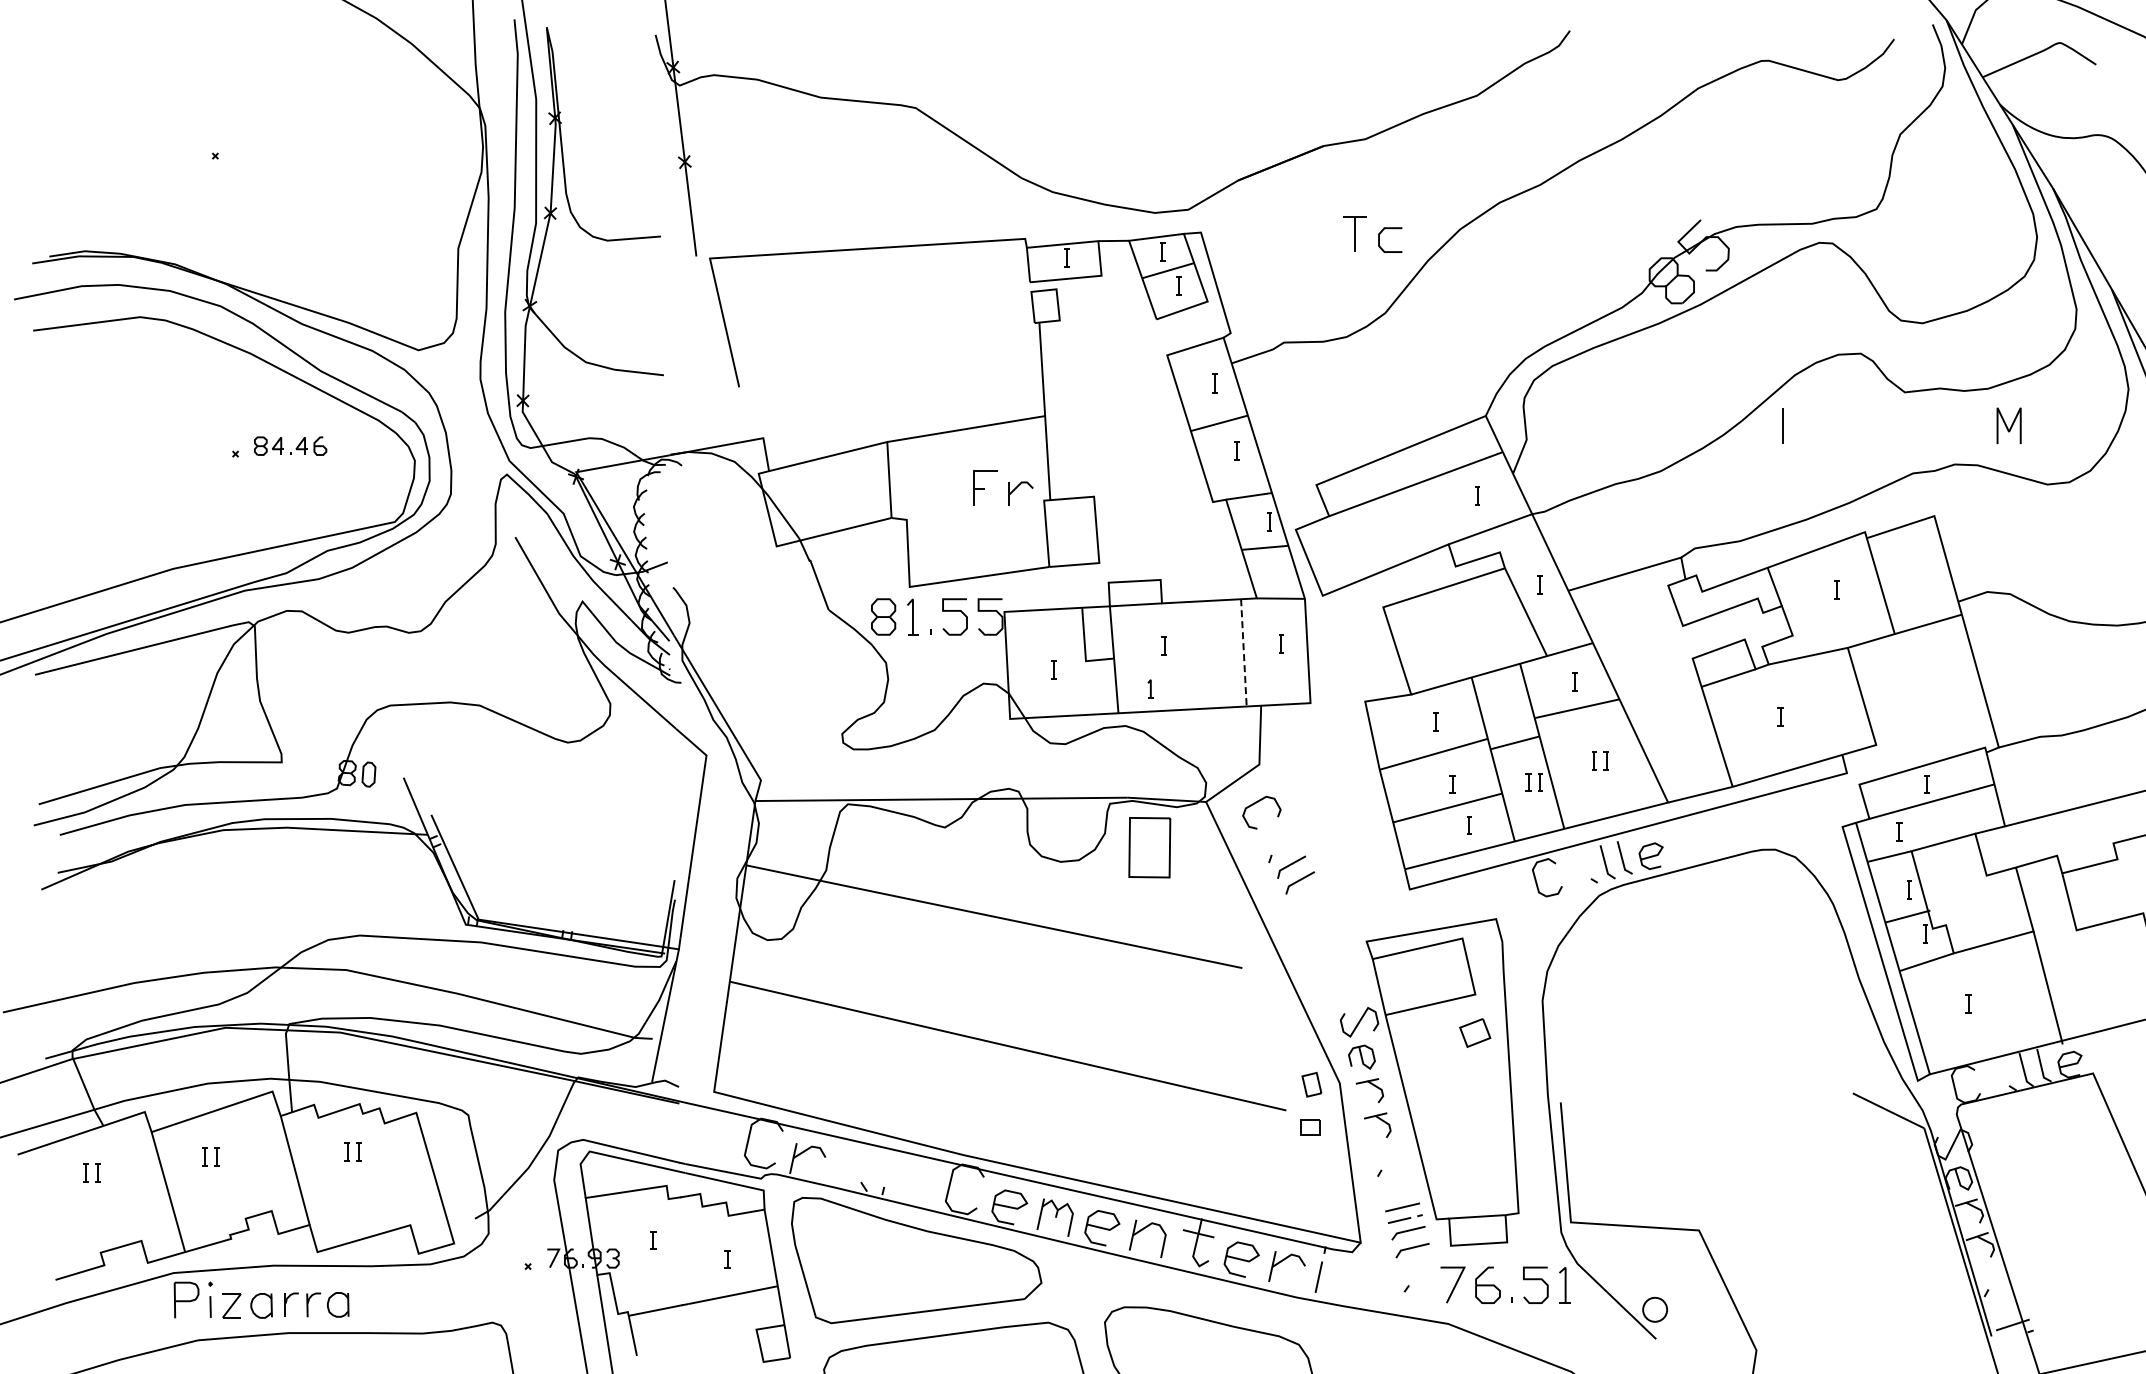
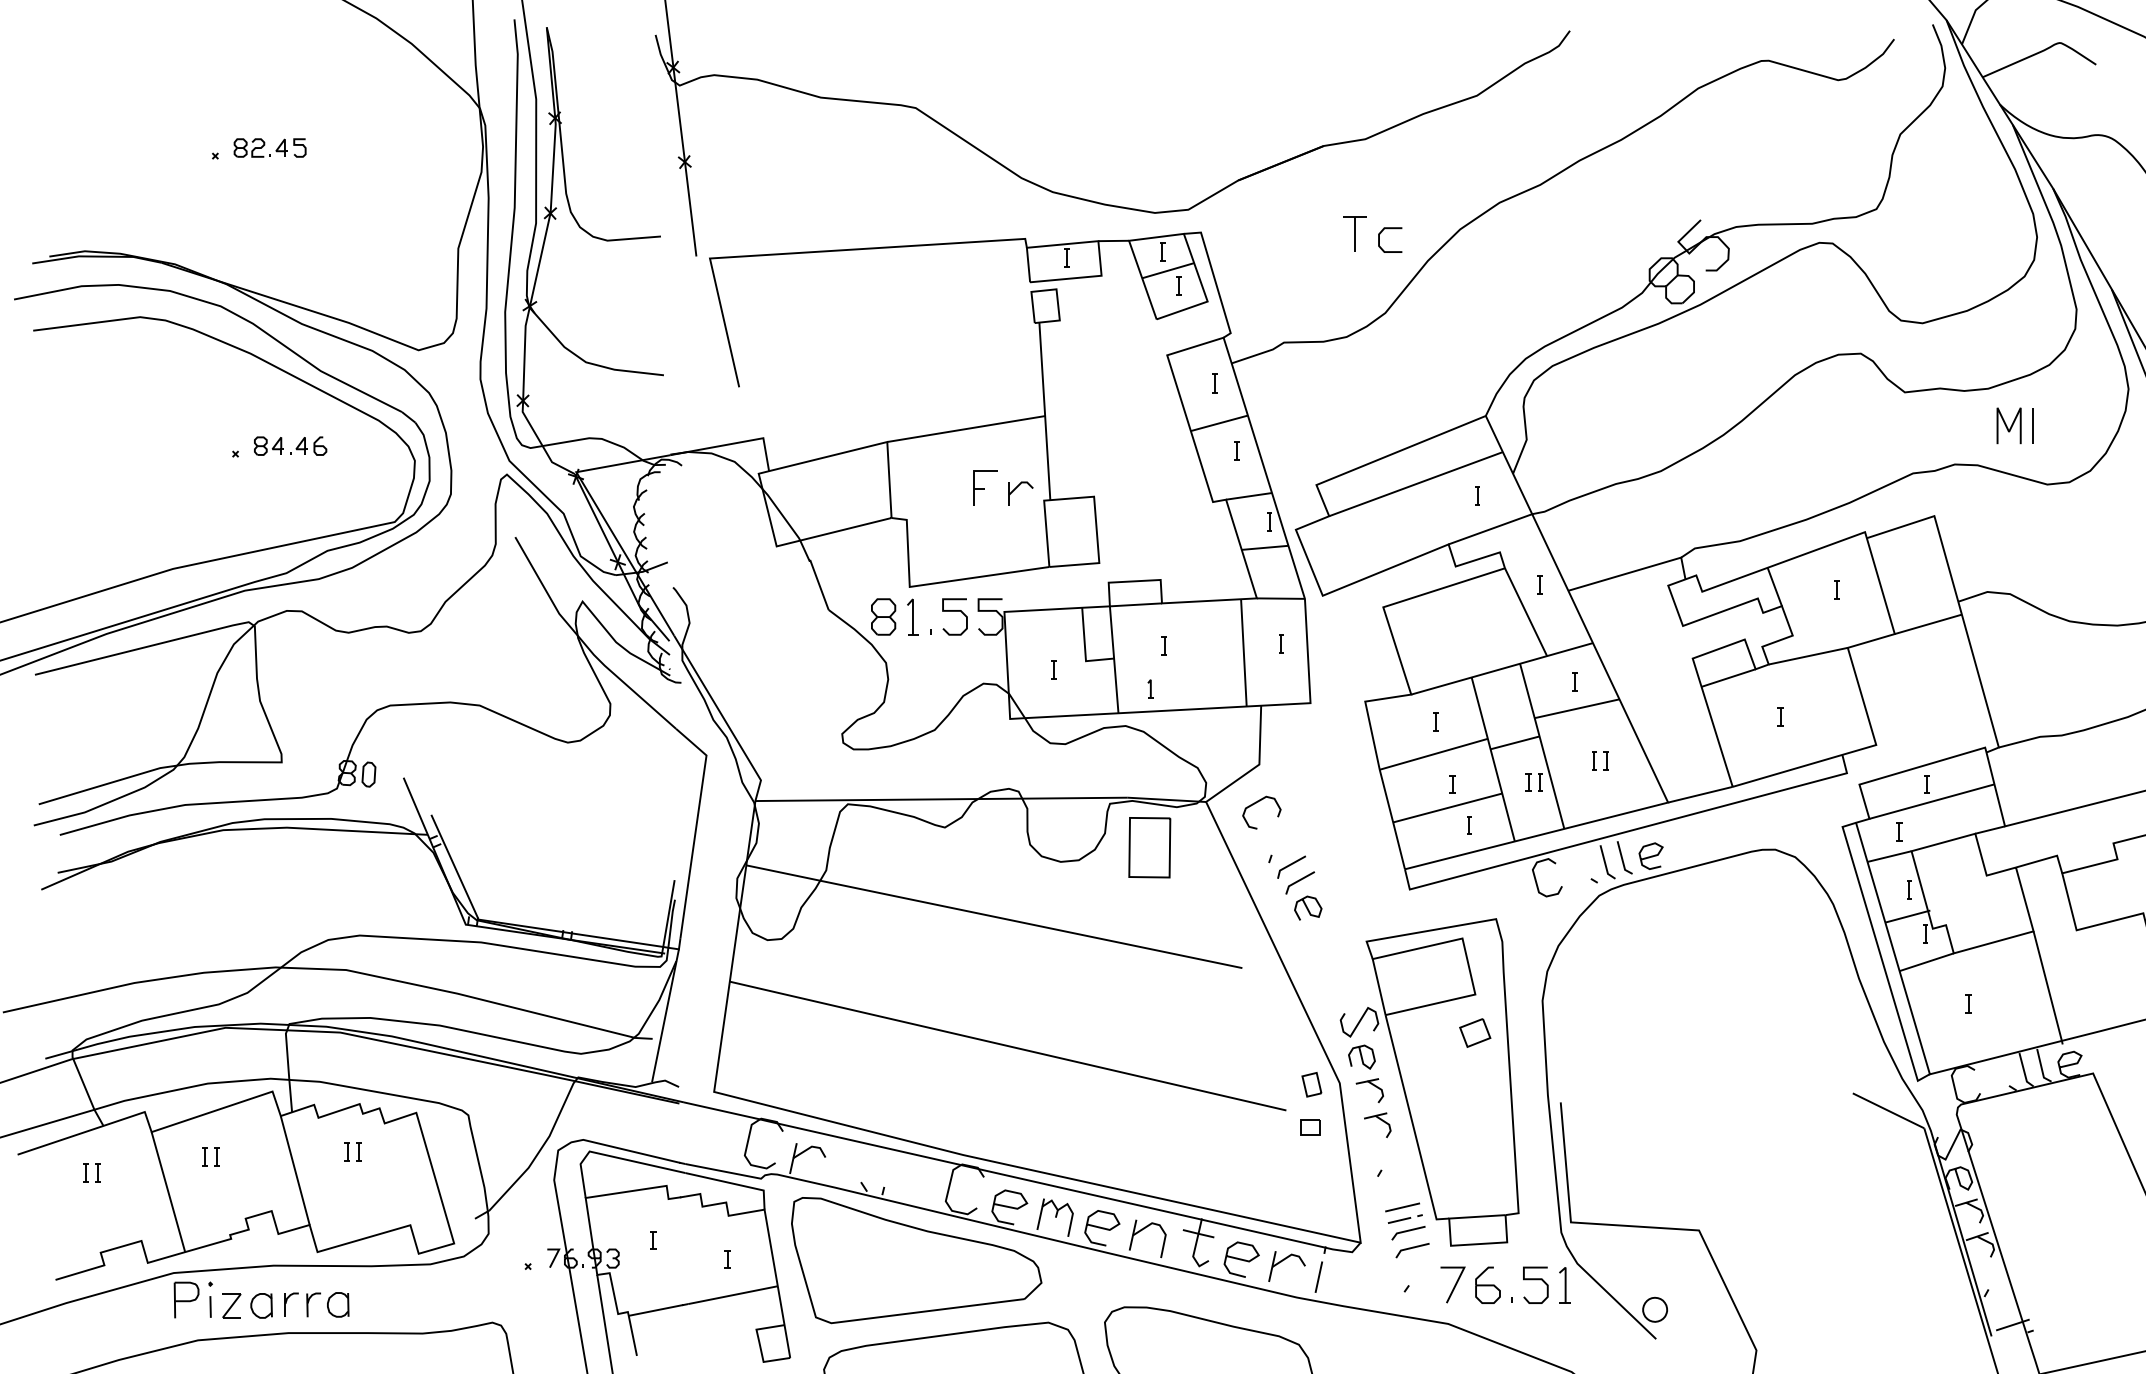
part: none -> present (269, 147)
line position: (1782, 425) -> (2032, 425) (2032, 425)
line: dashed -> solid (1243, 652)
curve: none -> present (1307, 907)
